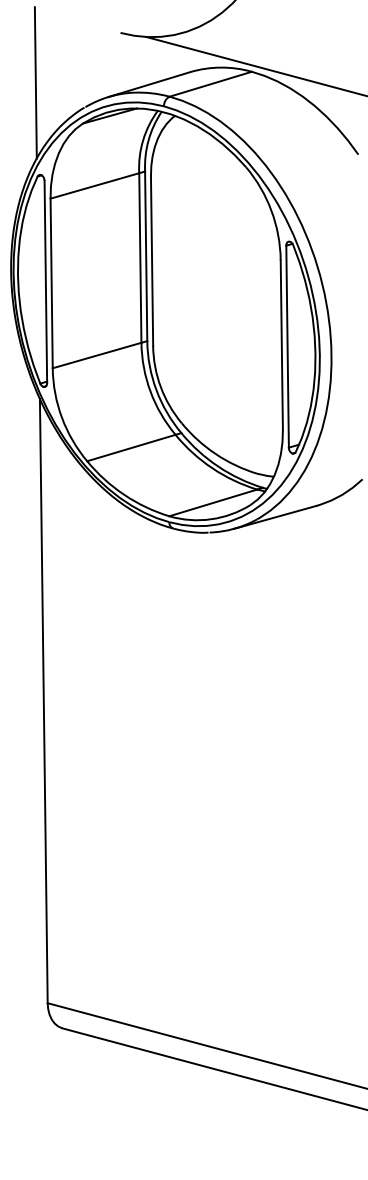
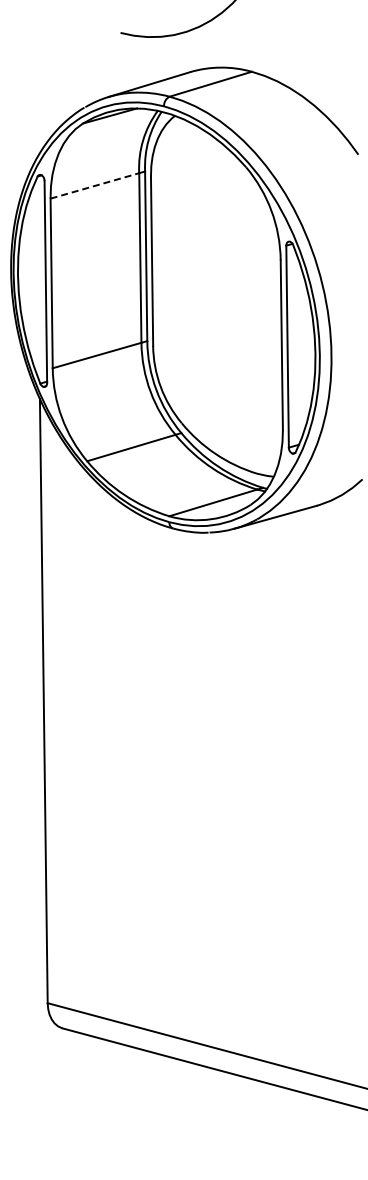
line: present -> none (255, 66)
line: present -> none (35, 82)
line: solid -> dashed (95, 185)
